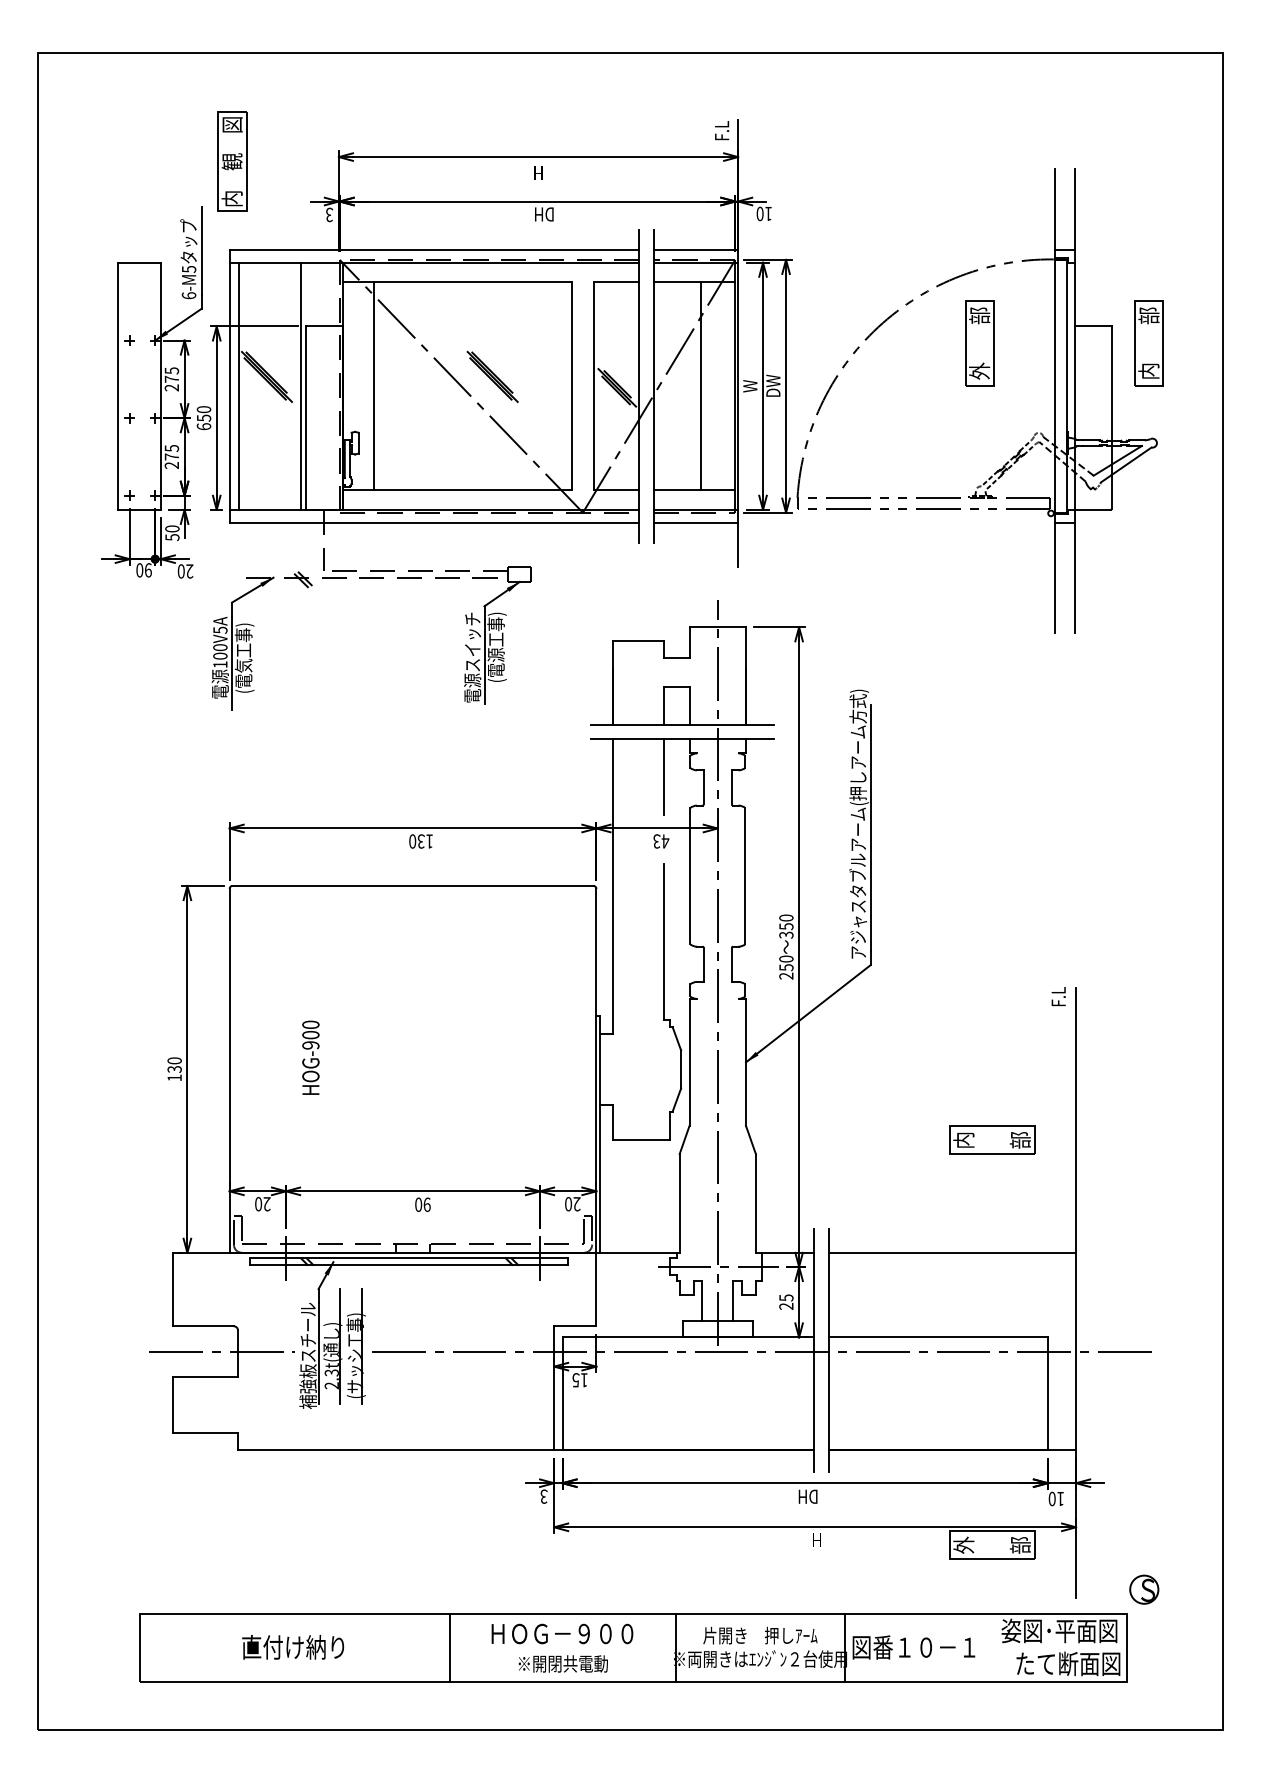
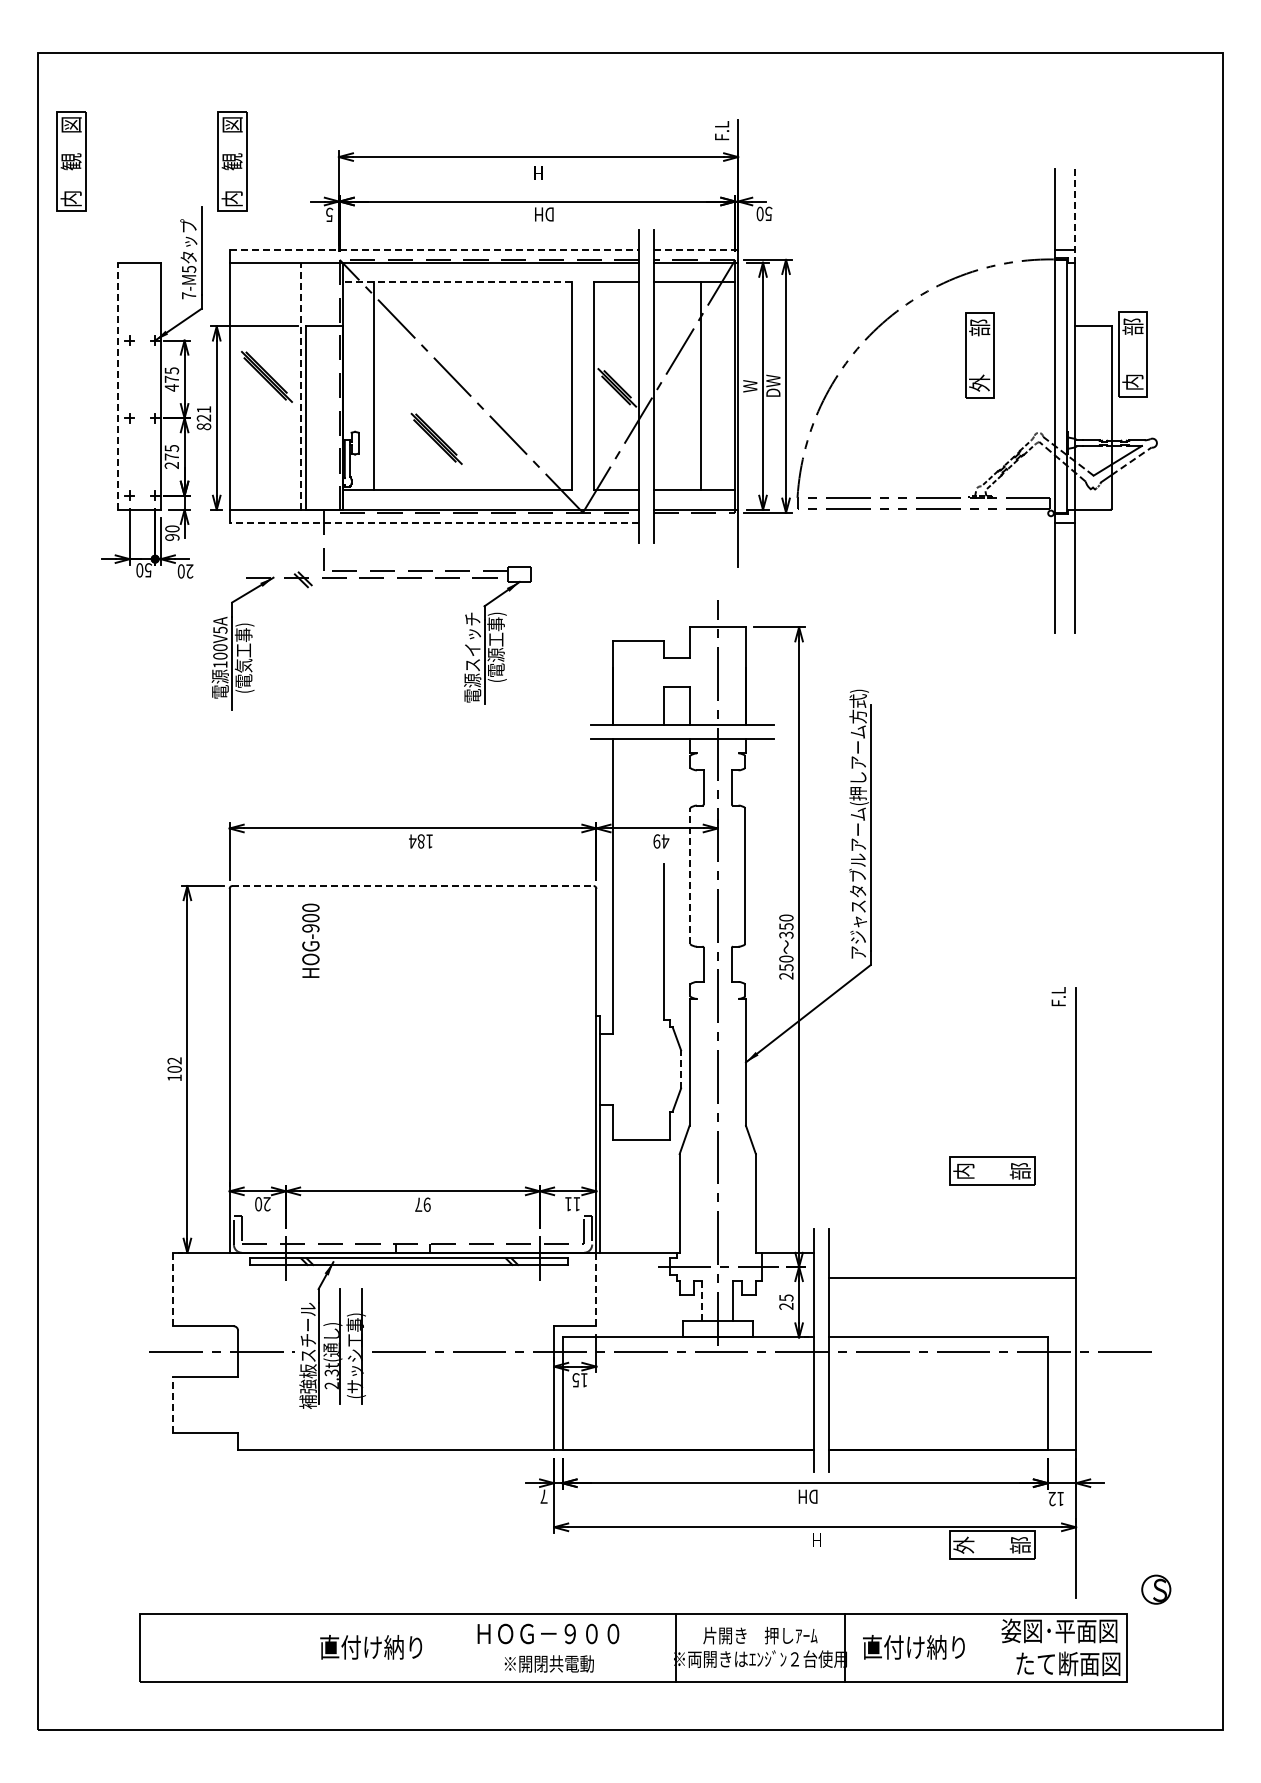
part: none -> present (71, 161)
text: 10 -> 50 (768, 213)
text: 3 -> 5 (329, 215)
line: solid -> dashed (1075, 216)
line: solid -> dashed (434, 250)
line: solid -> dashed (696, 250)
line: solid -> dashed (456, 282)
text: 6-M5 -> 7-M5 (188, 295)
part position: (979, 343) -> (979, 355) (979, 355)
part position: (1148, 343) -> (1132, 354) (1132, 354)
part position: (492, 376) -> (436, 438) (436, 438)
line: present -> none (238, 385)
line: solid -> dashed (118, 386)
line: solid -> dashed (300, 386)
text: 275 -> 475 (171, 387)
text: 650 -> 821 (203, 418)
line: solid -> dashed (1132, 461)
line: solid -> dashed (434, 522)
line: present -> none (695, 522)
text: 50 -> 90 (172, 537)
text: 90 -> 50 (148, 570)
line: present -> none (664, 776)
text: 130 -> 184 (416, 841)
text: 43 -> 49 (656, 841)
line: solid -> dashed (690, 875)
line: solid -> dashed (413, 886)
text position: (310, 1057) -> (310, 940) (310, 940)
text: 130 -> 102 (174, 1064)
line: solid -> dashed (681, 1068)
part position: (992, 1139) -> (992, 1170) (992, 1170)
text: 90 -> 97 (418, 1204)
text: 20 -> 11 (572, 1204)
line position: (952, 1252) -> (952, 1277) (952, 1277)
line: solid -> dashed (173, 1289)
line: solid -> dashed (596, 1289)
line: solid -> dashed (702, 1300)
line: solid -> dashed (173, 1404)
text: 3 -> 7 (543, 1496)
text: 10 -> 12 (1051, 1498)
part position: (1144, 1589) -> (1156, 1589) (1156, 1589)
text: 図番１０－１ -> 直付け納り (913, 1646)
text position: (293, 1647) -> (371, 1647) (371, 1647)
line: present -> none (449, 1647)
text position: (562, 1647) -> (548, 1647) (548, 1647)
